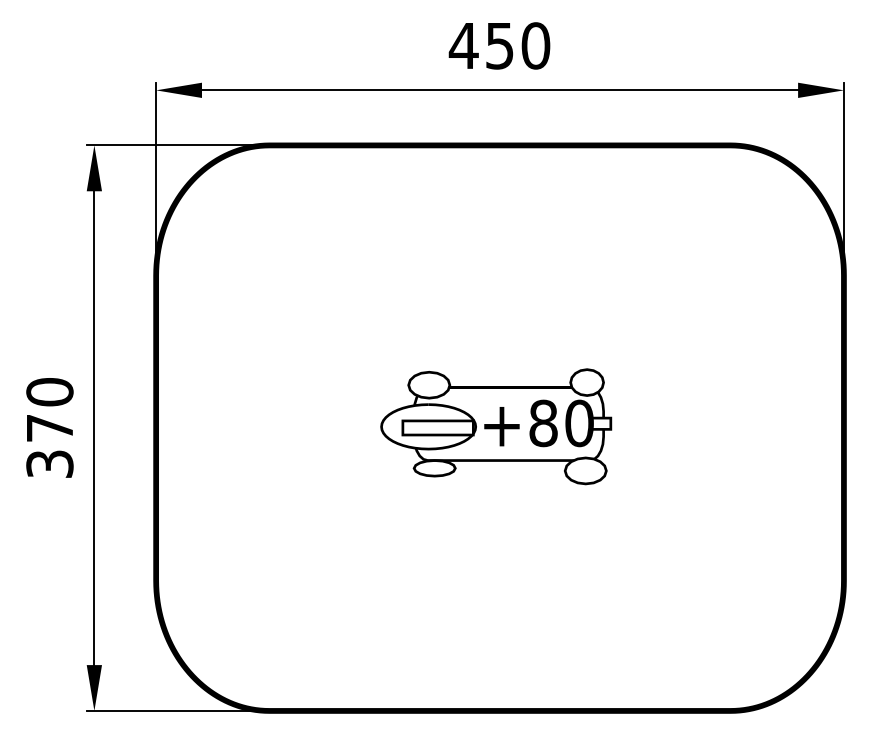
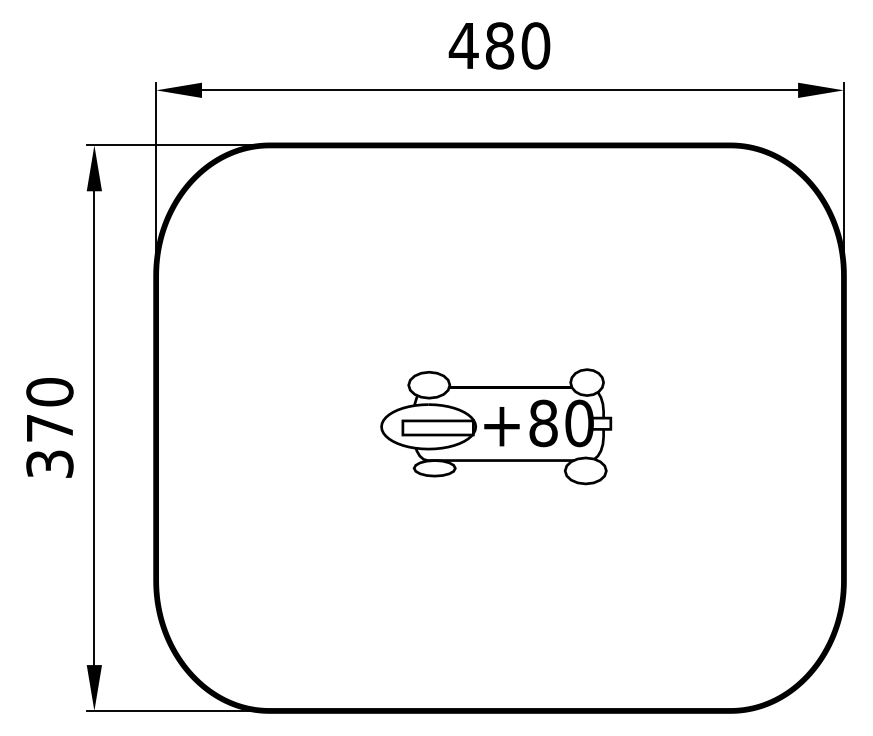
text: 450 -> 480 (500, 45)
